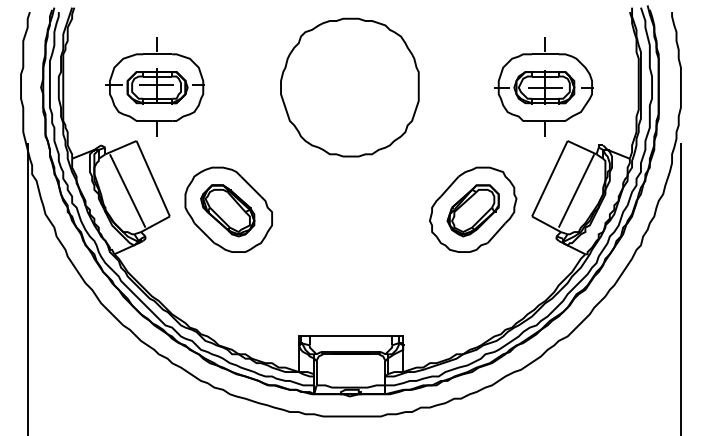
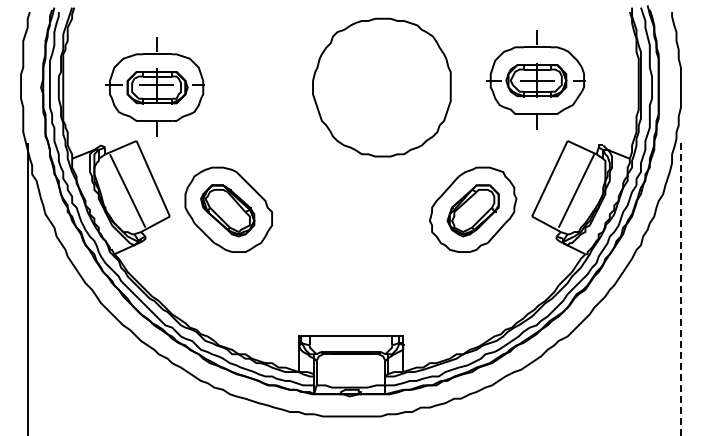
part position: (543, 86) -> (535, 79) (535, 79)
part position: (349, 87) -> (381, 87) (381, 87)
line: solid -> dashed (680, 289)
